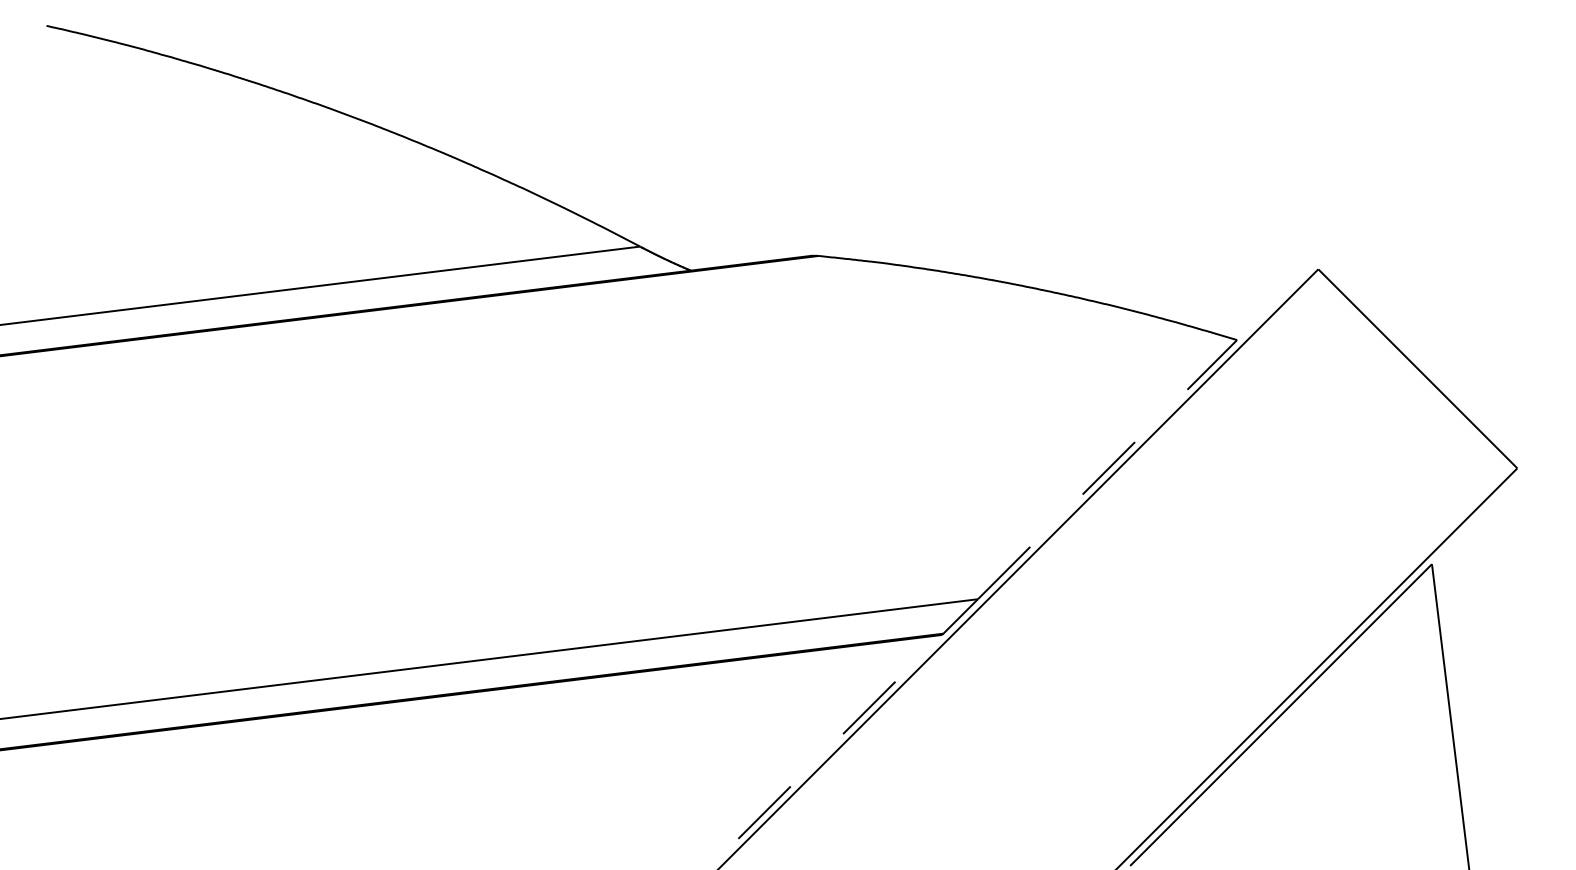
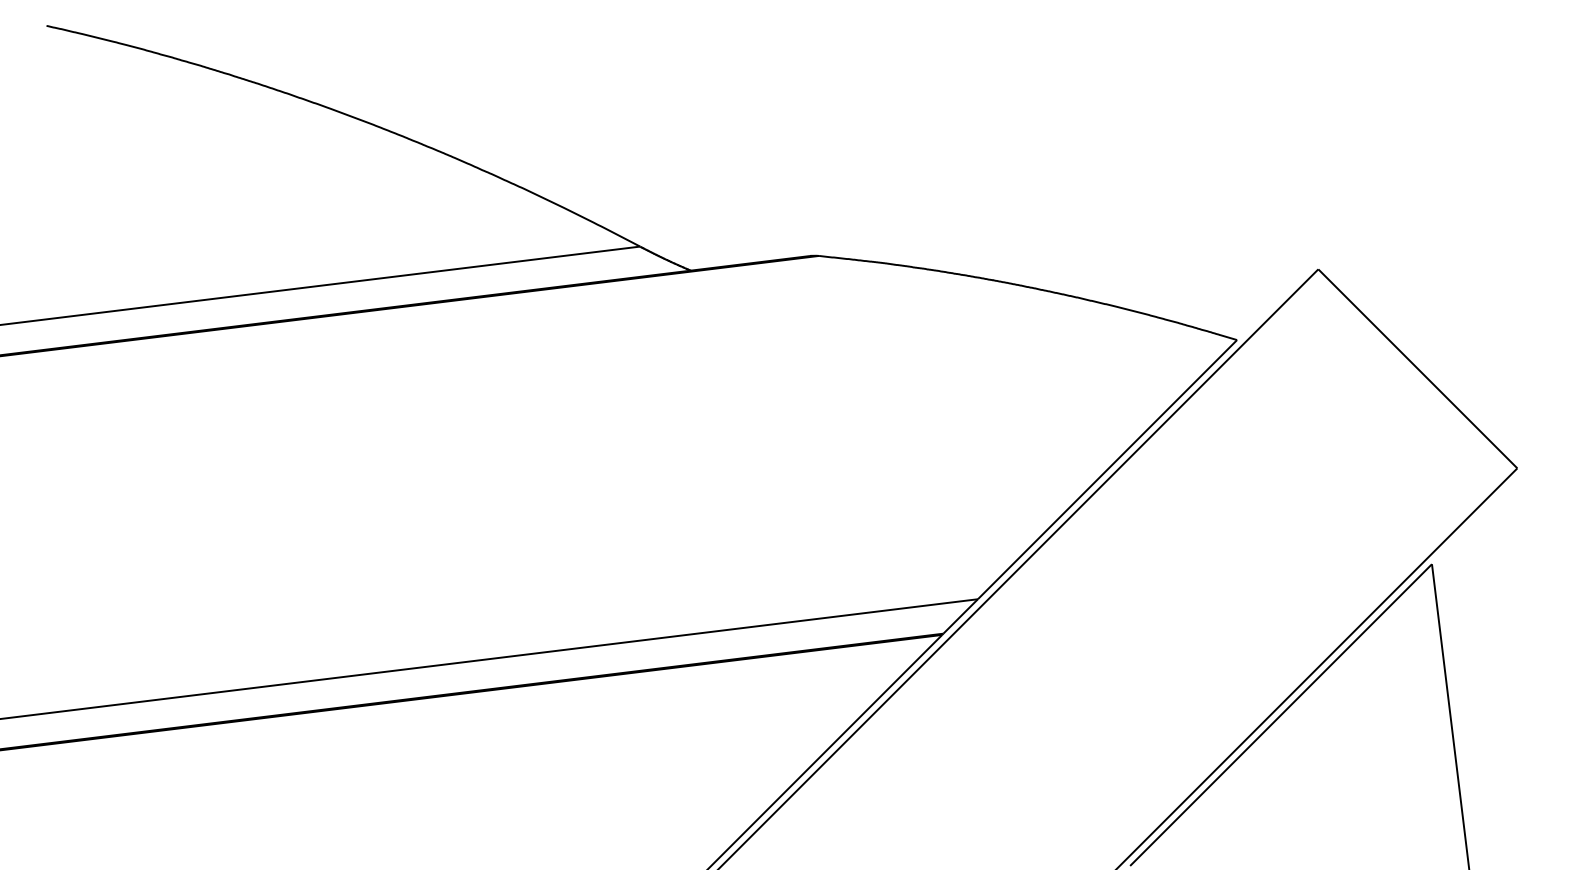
line: dashed -> solid (1107, 469)
line: dashed -> solid (824, 752)
